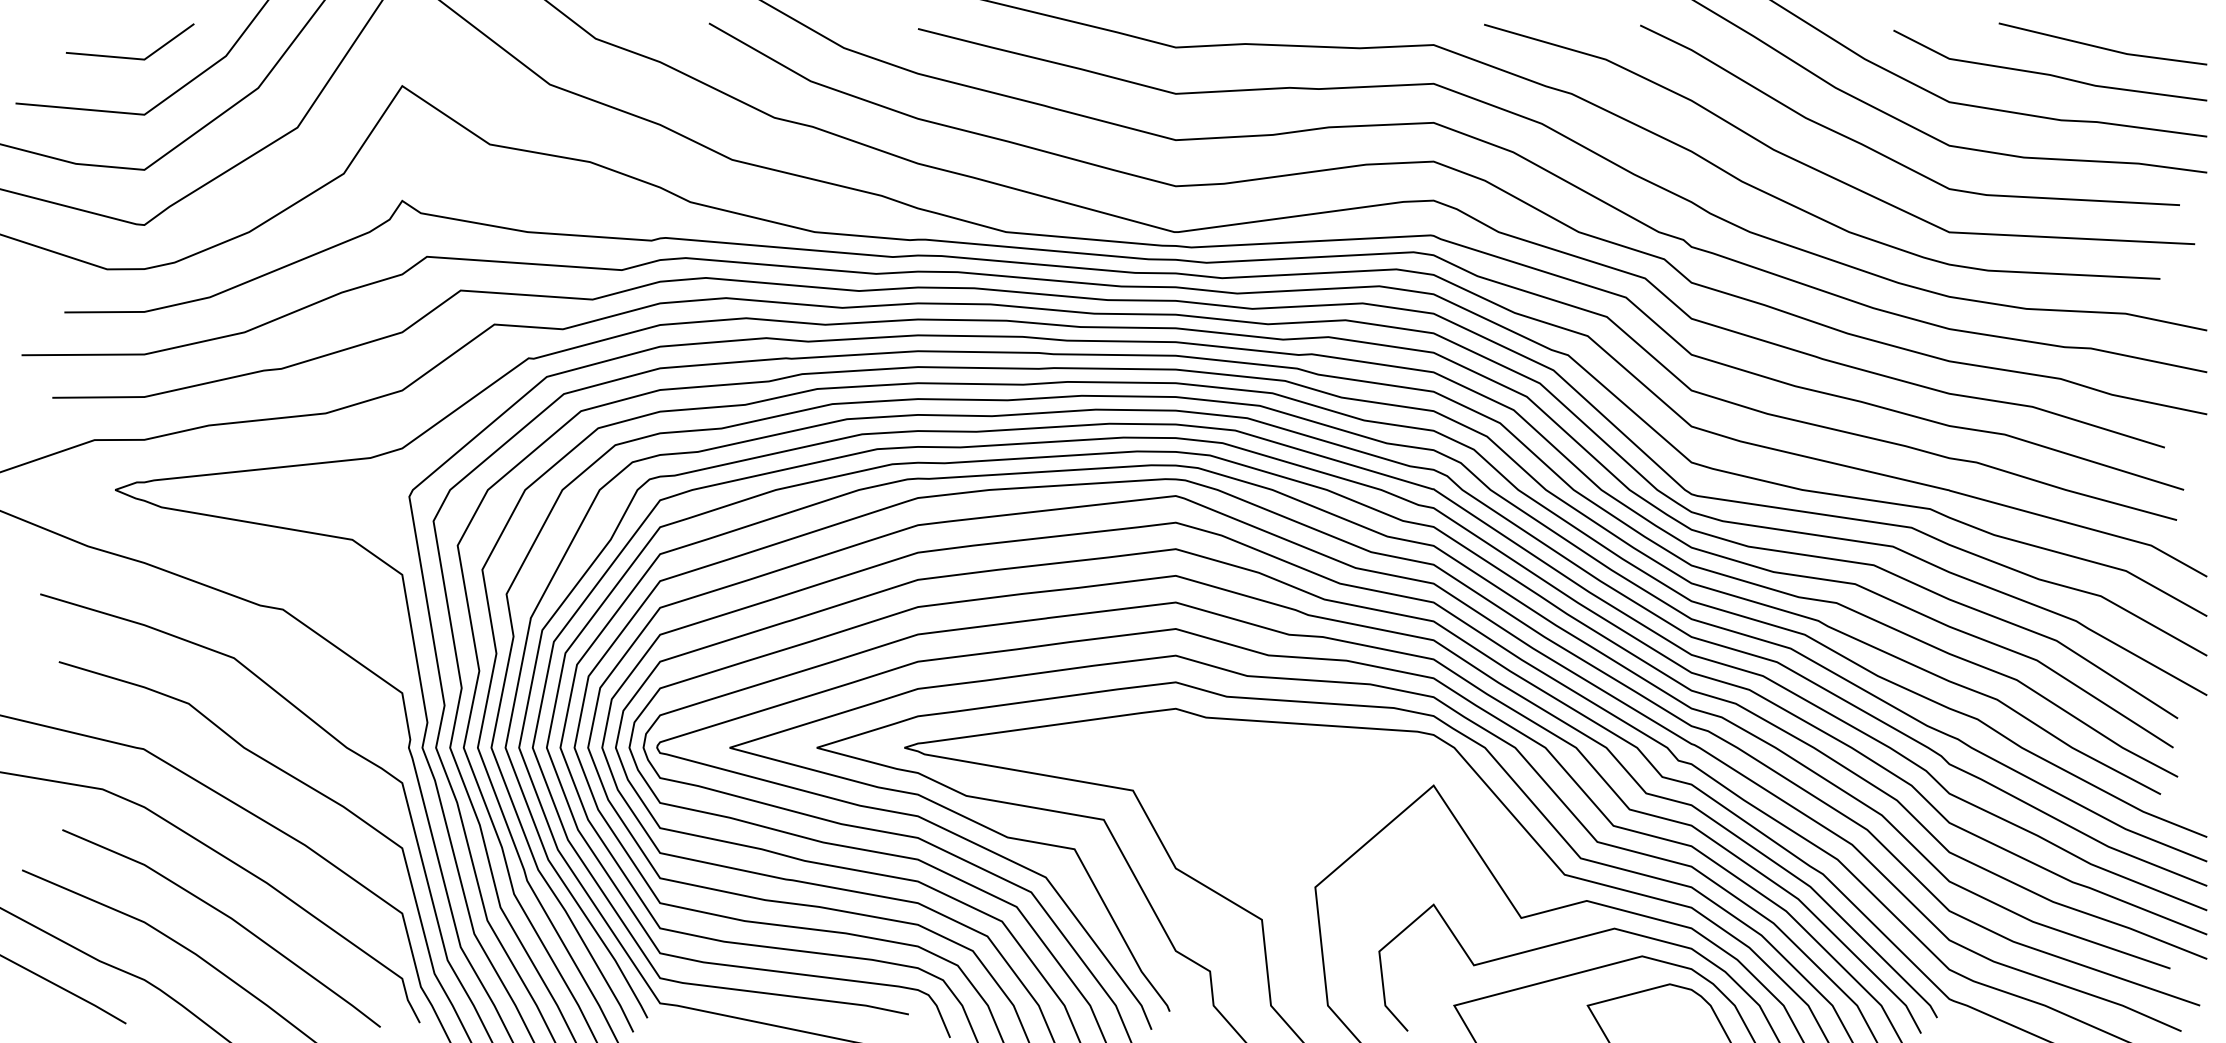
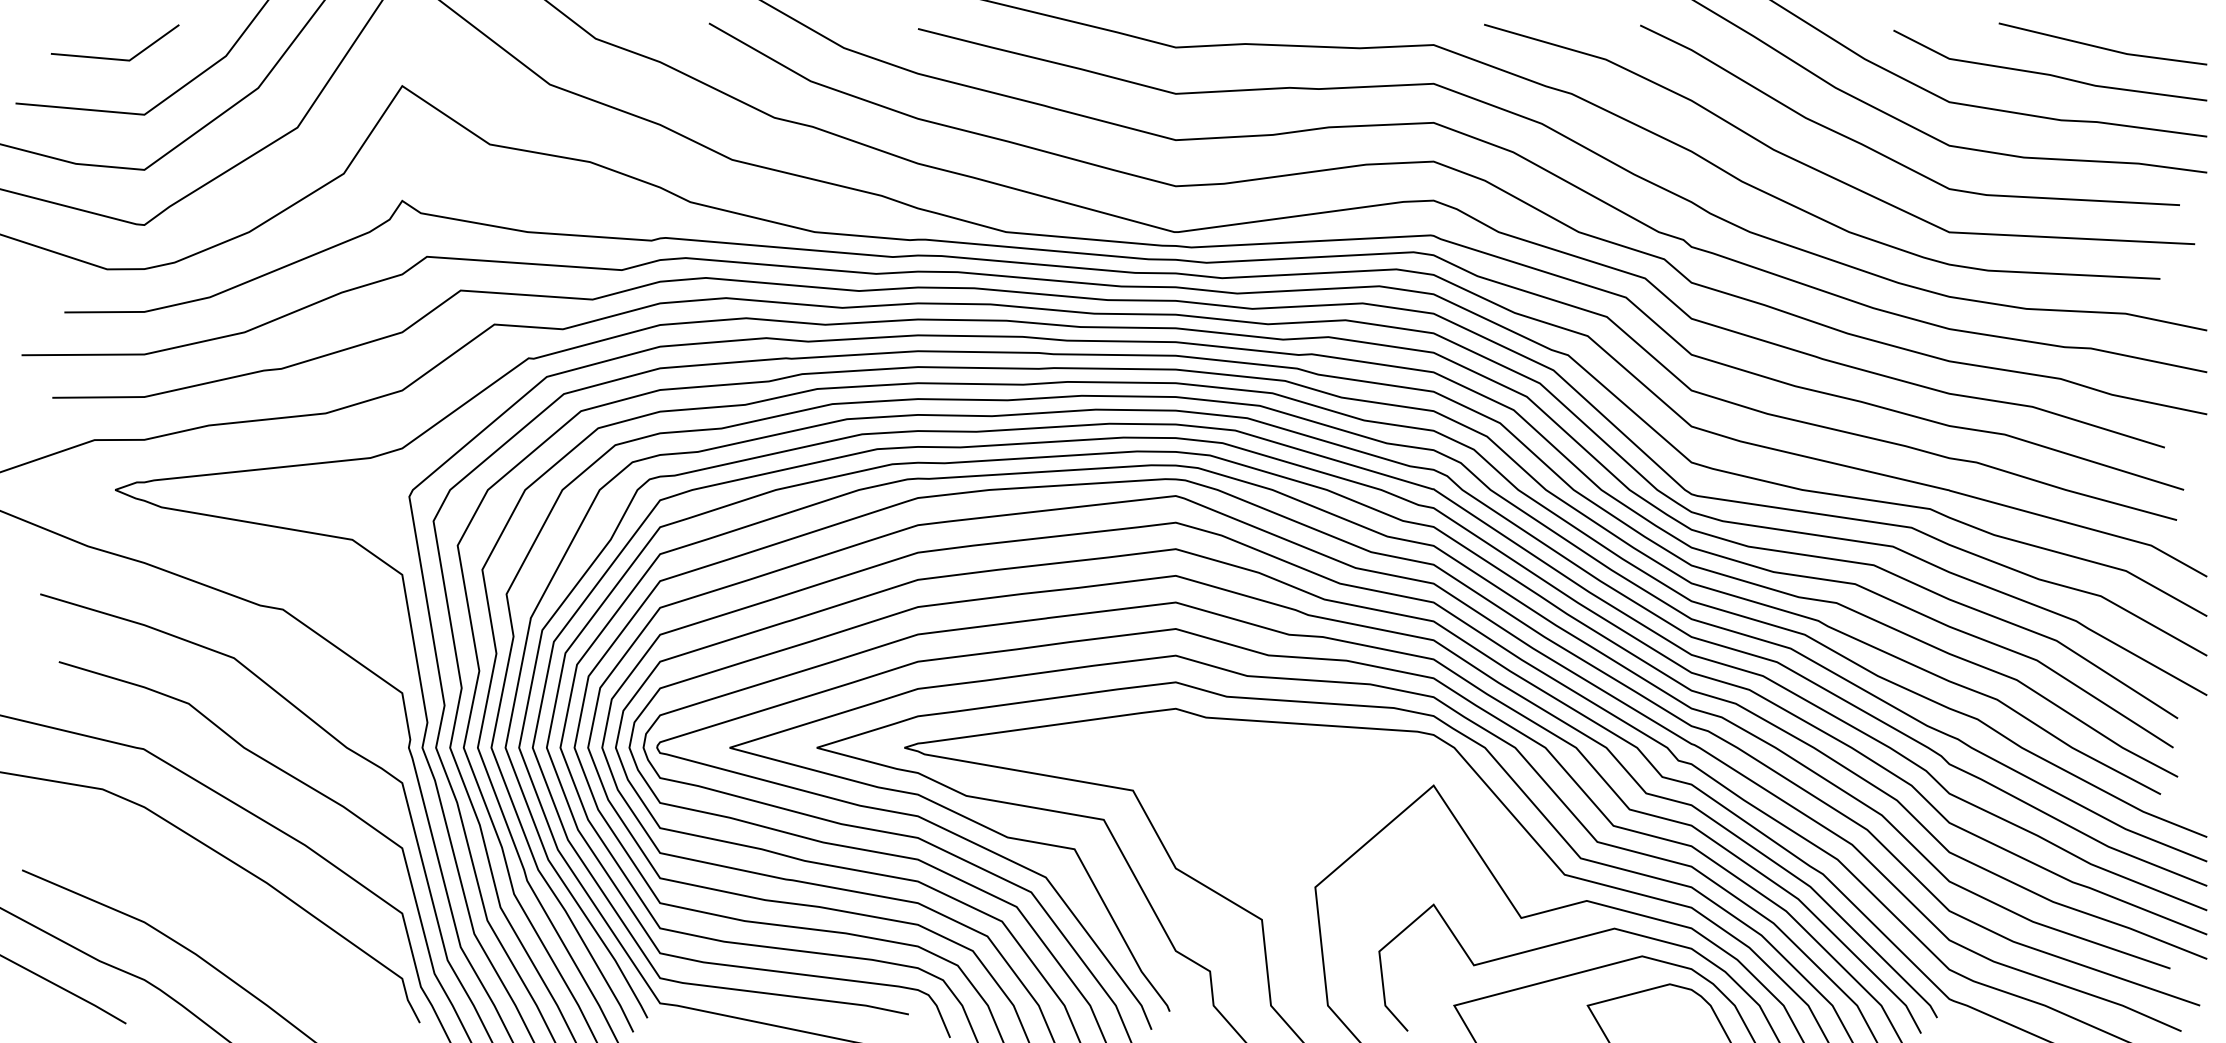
line position: (129, 57) -> (114, 58) (114, 58)
line: present -> none (227, 917)
